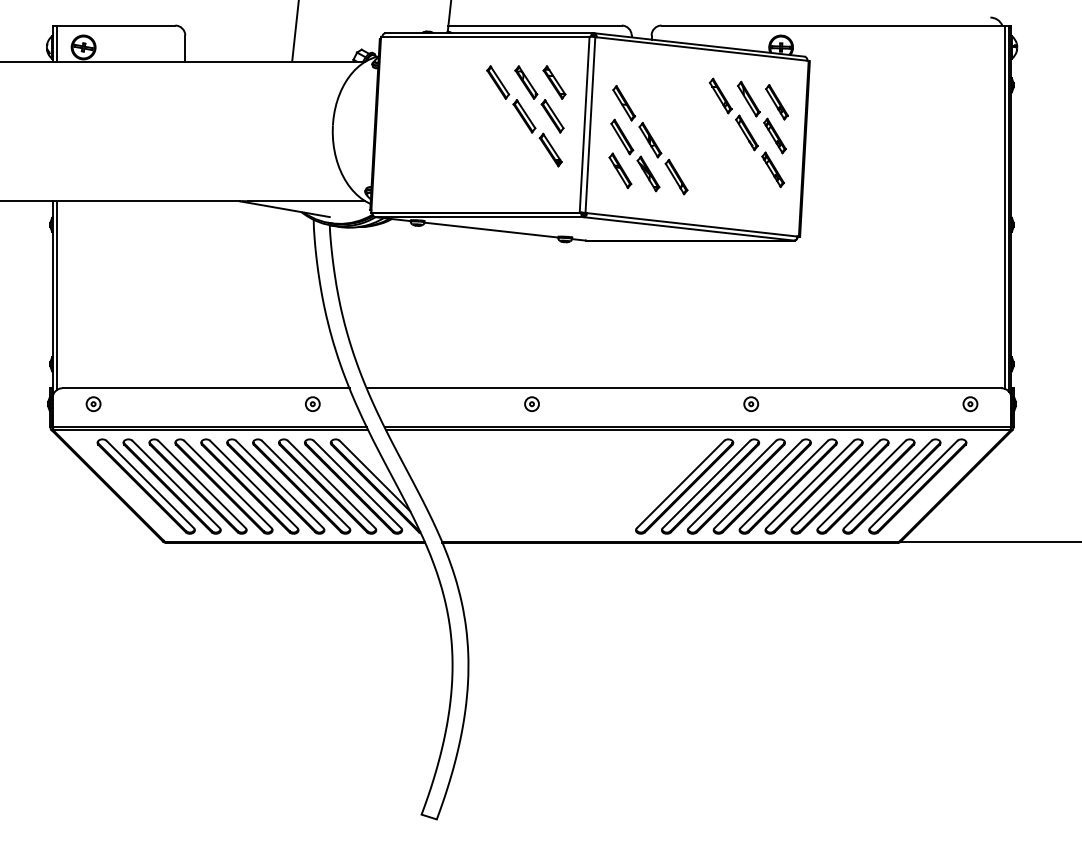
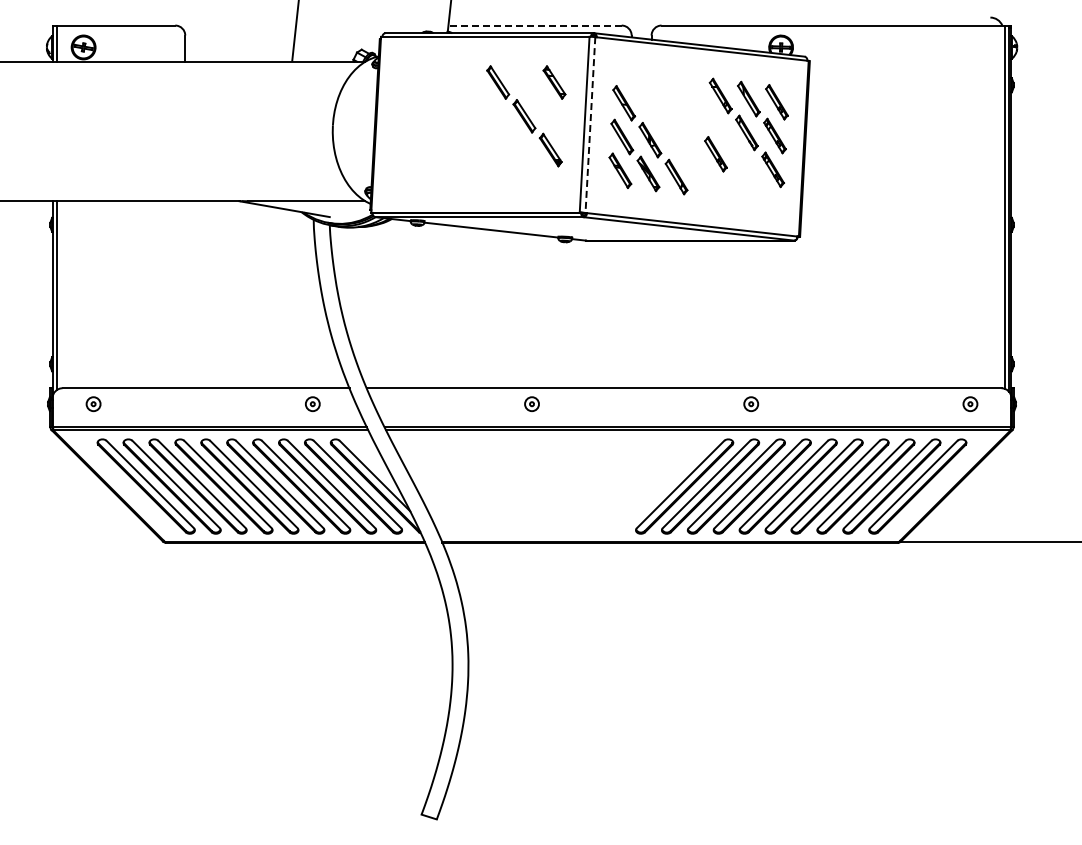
line: solid -> dashed (535, 25)
part: present -> none (539, 99)
line: solid -> dashed (590, 125)
part: none -> present (715, 154)
